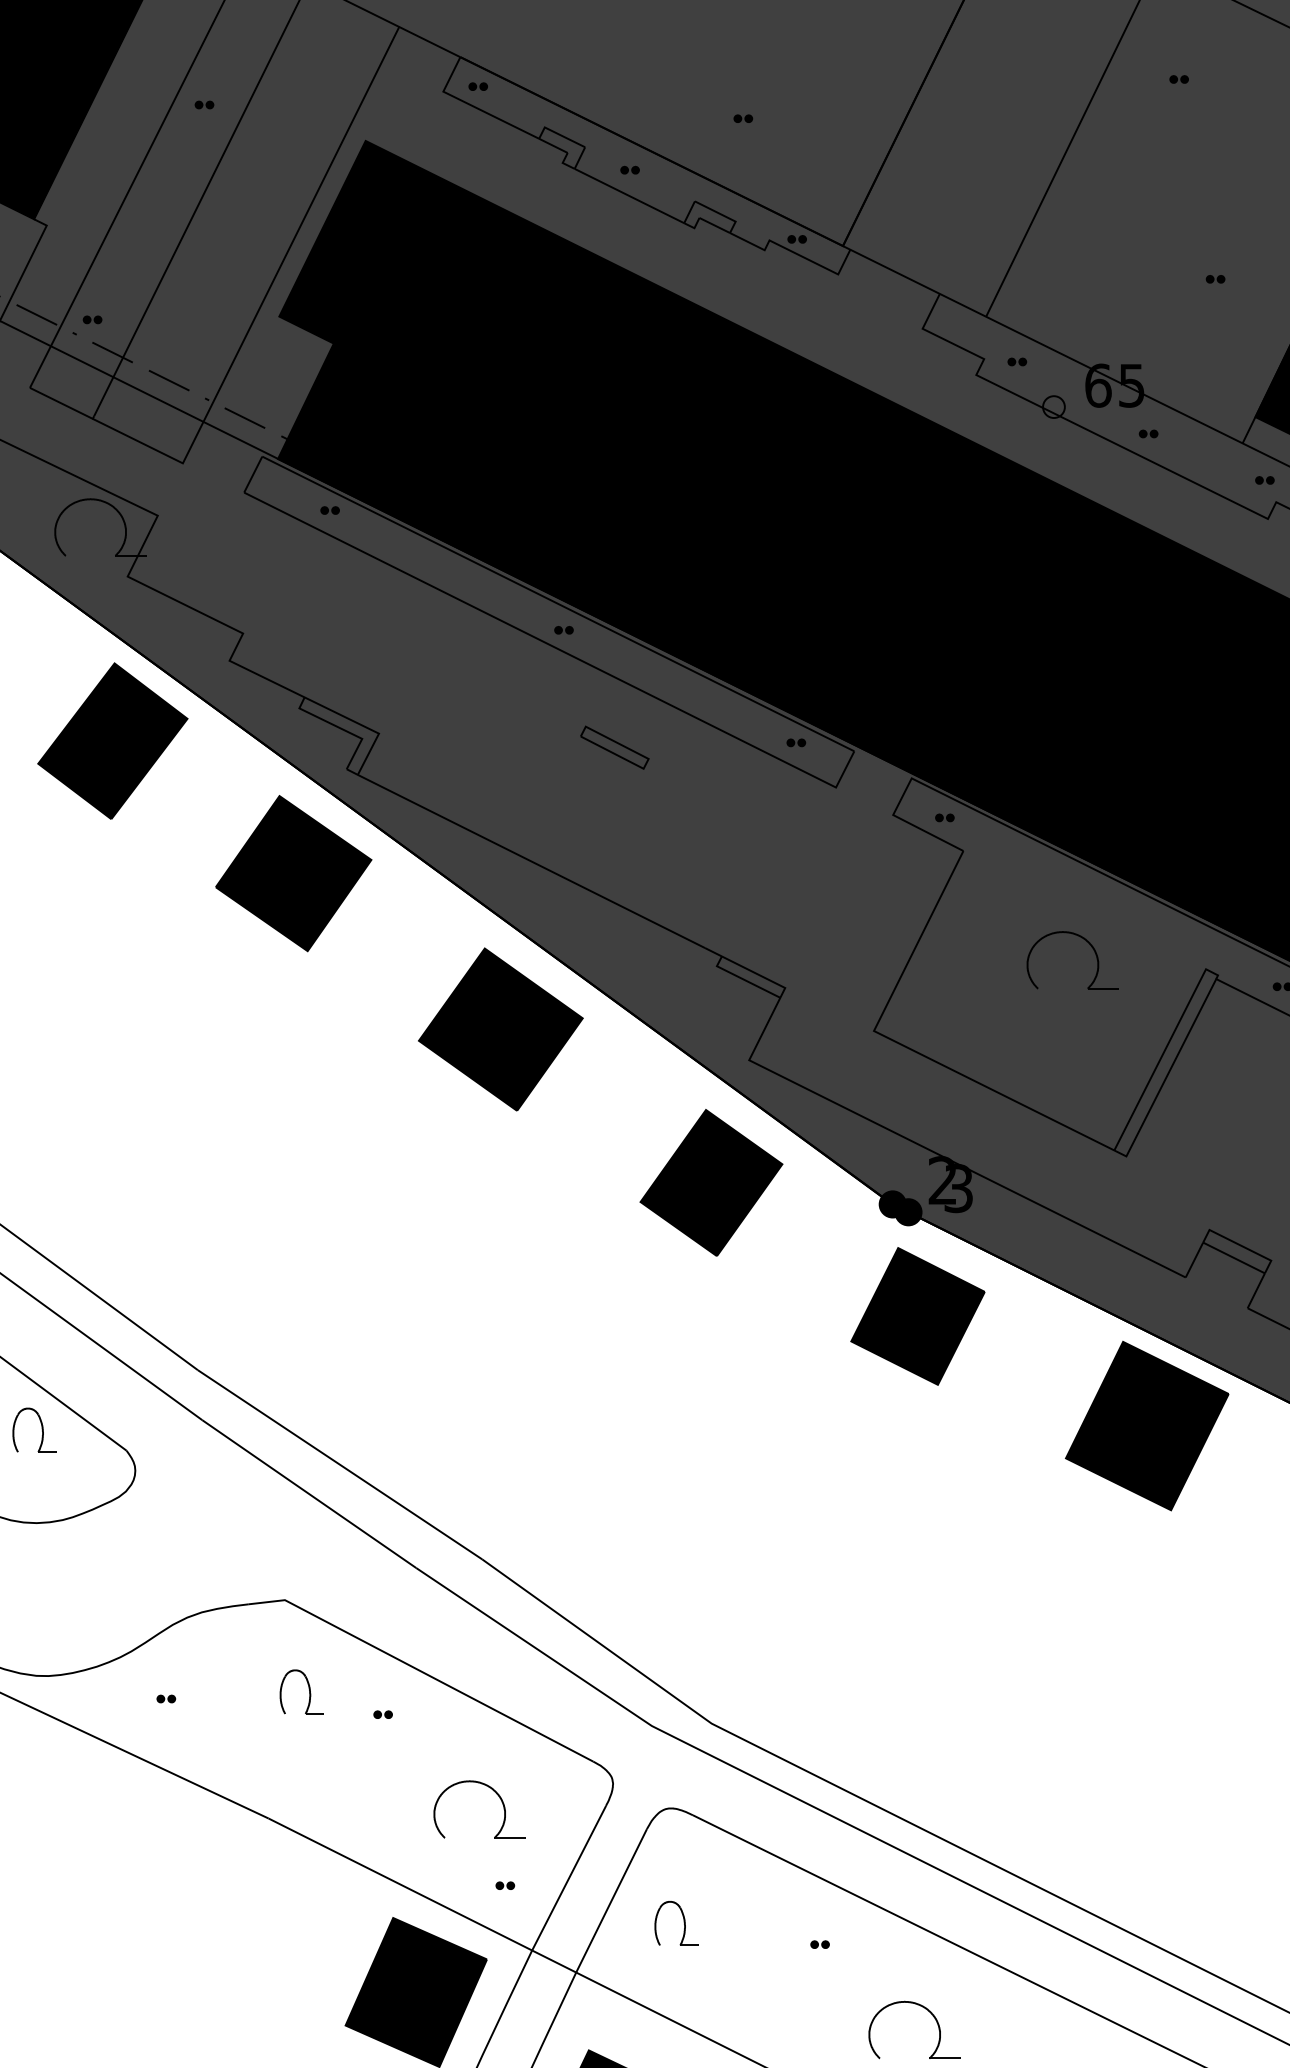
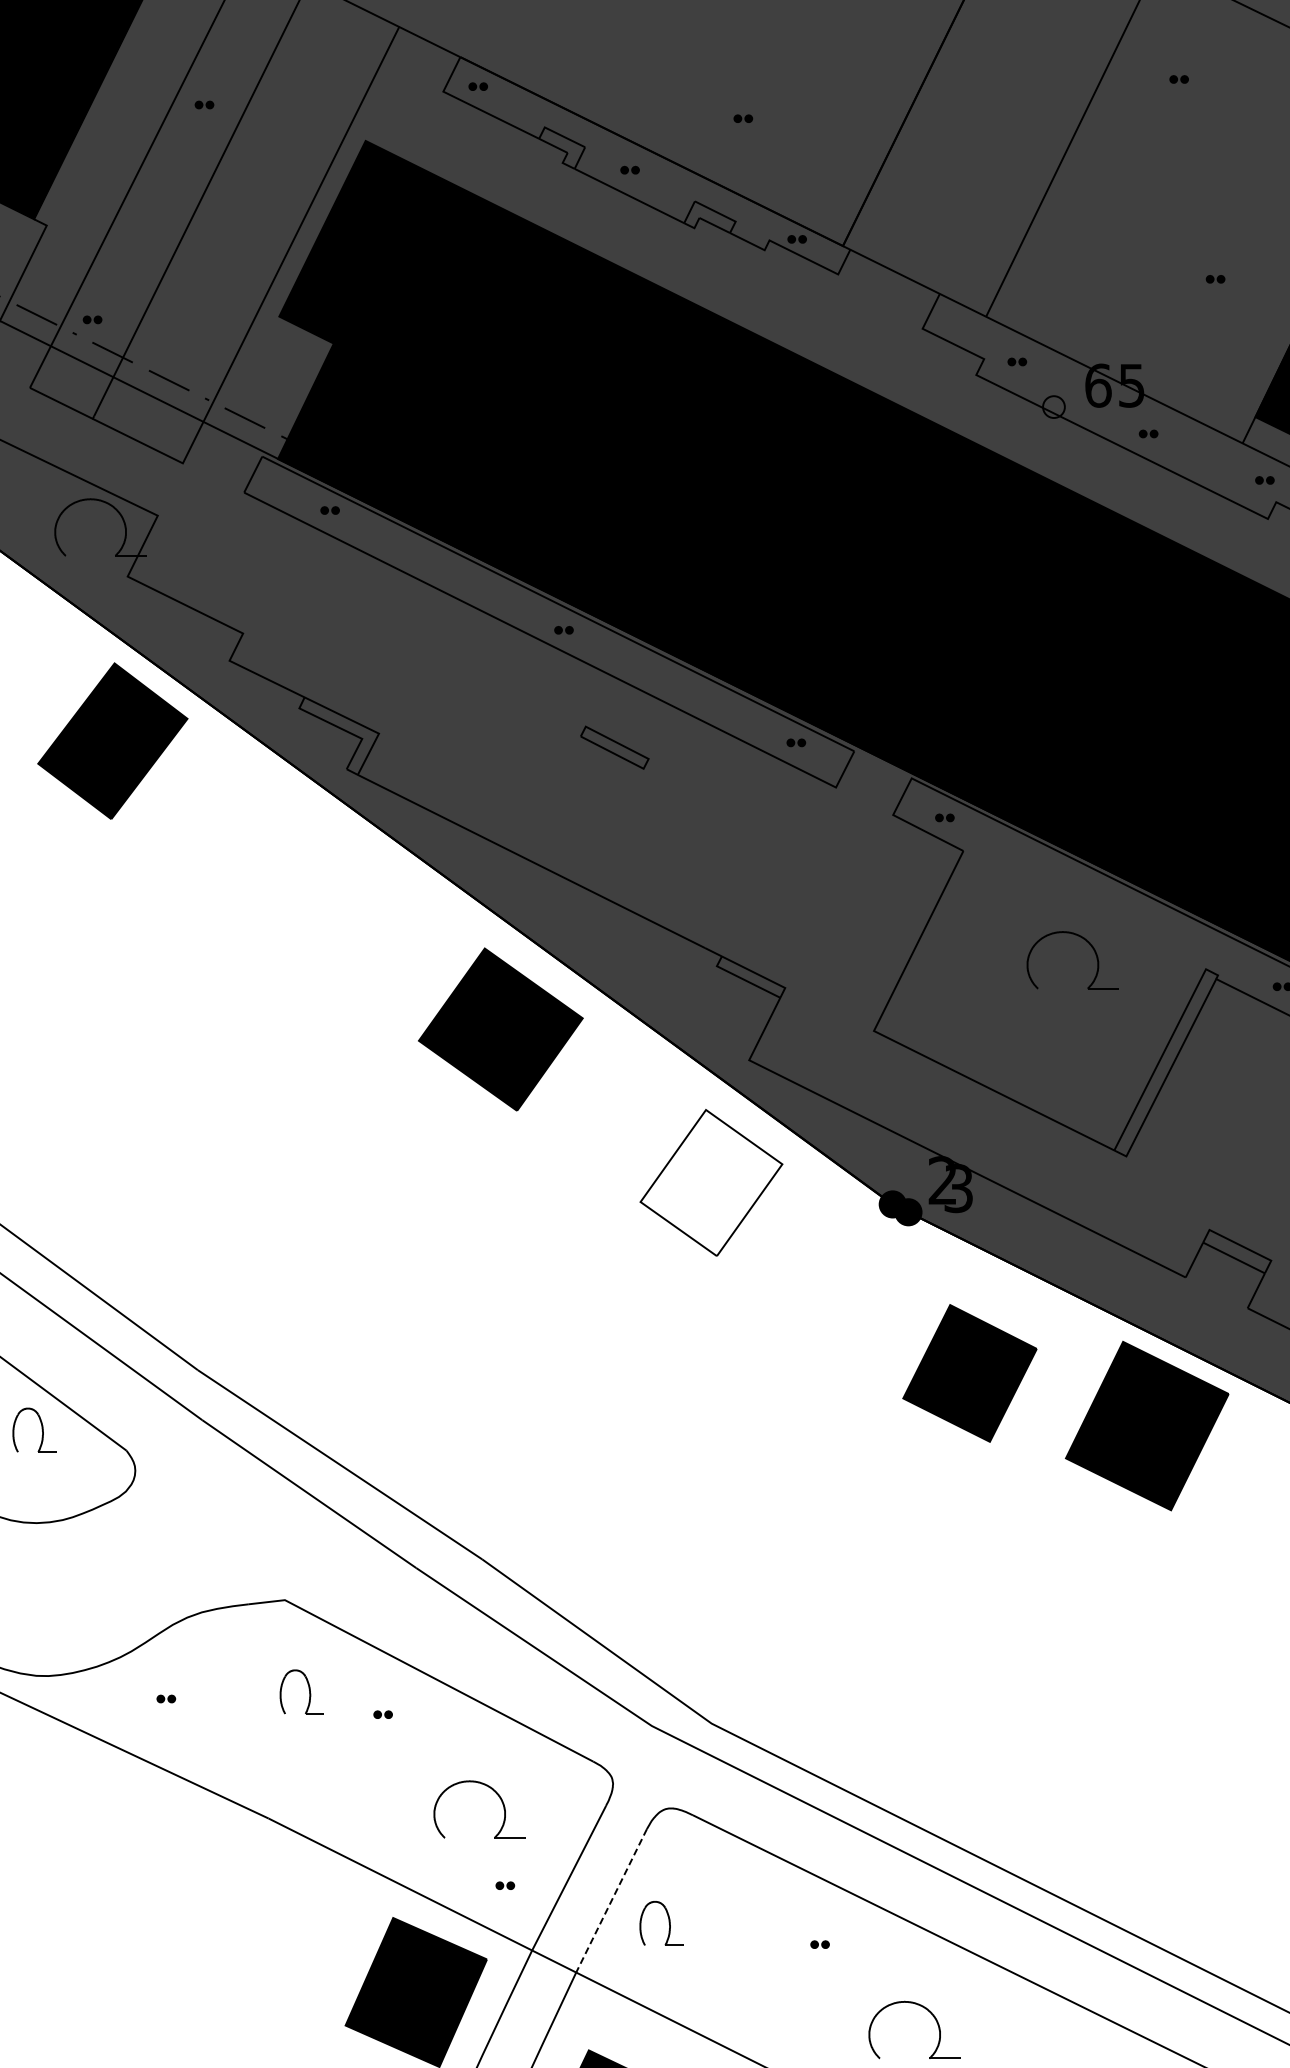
part: present -> none (293, 873)
fill: present -> none (711, 1182)
part position: (917, 1316) -> (969, 1373) (969, 1373)
line: solid -> dashed (611, 1900)
part position: (683, 1922) -> (668, 1922) (668, 1922)
